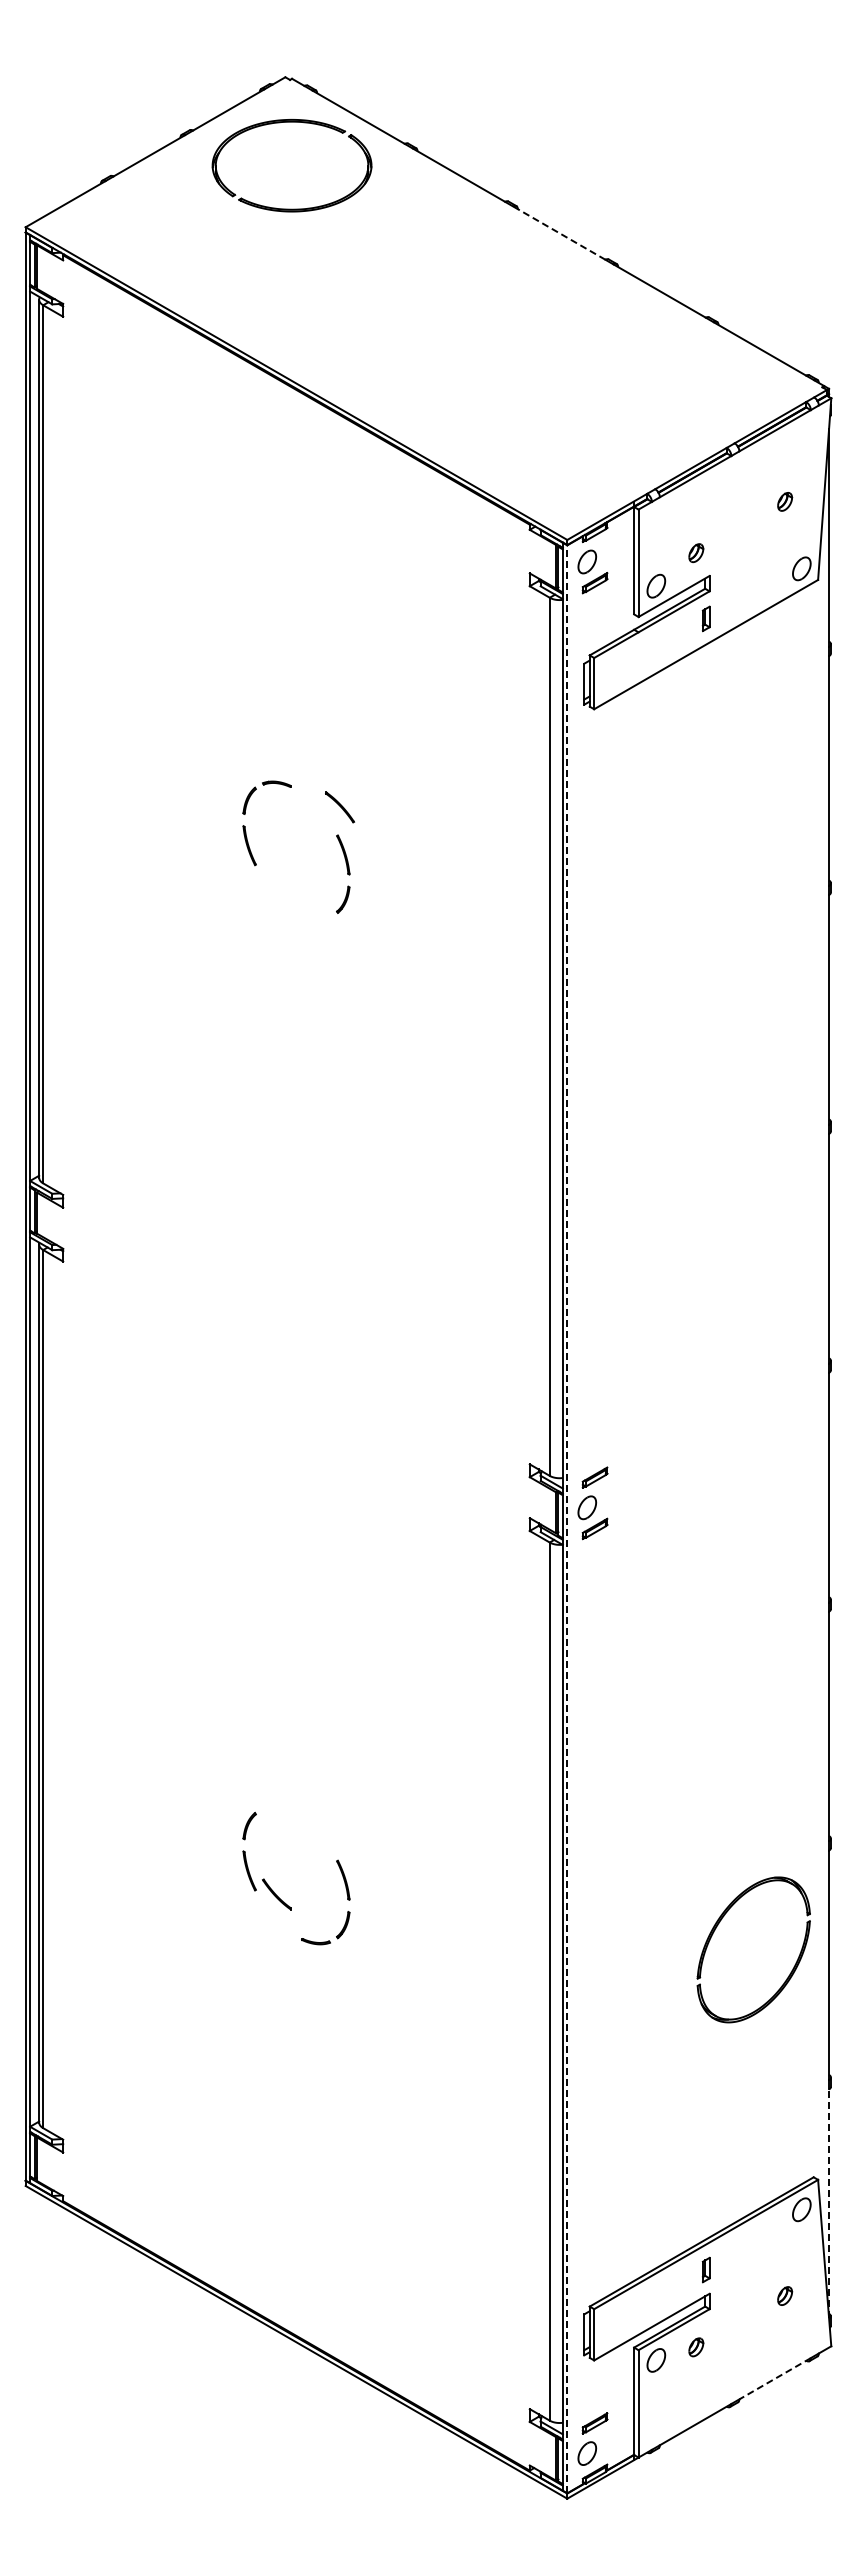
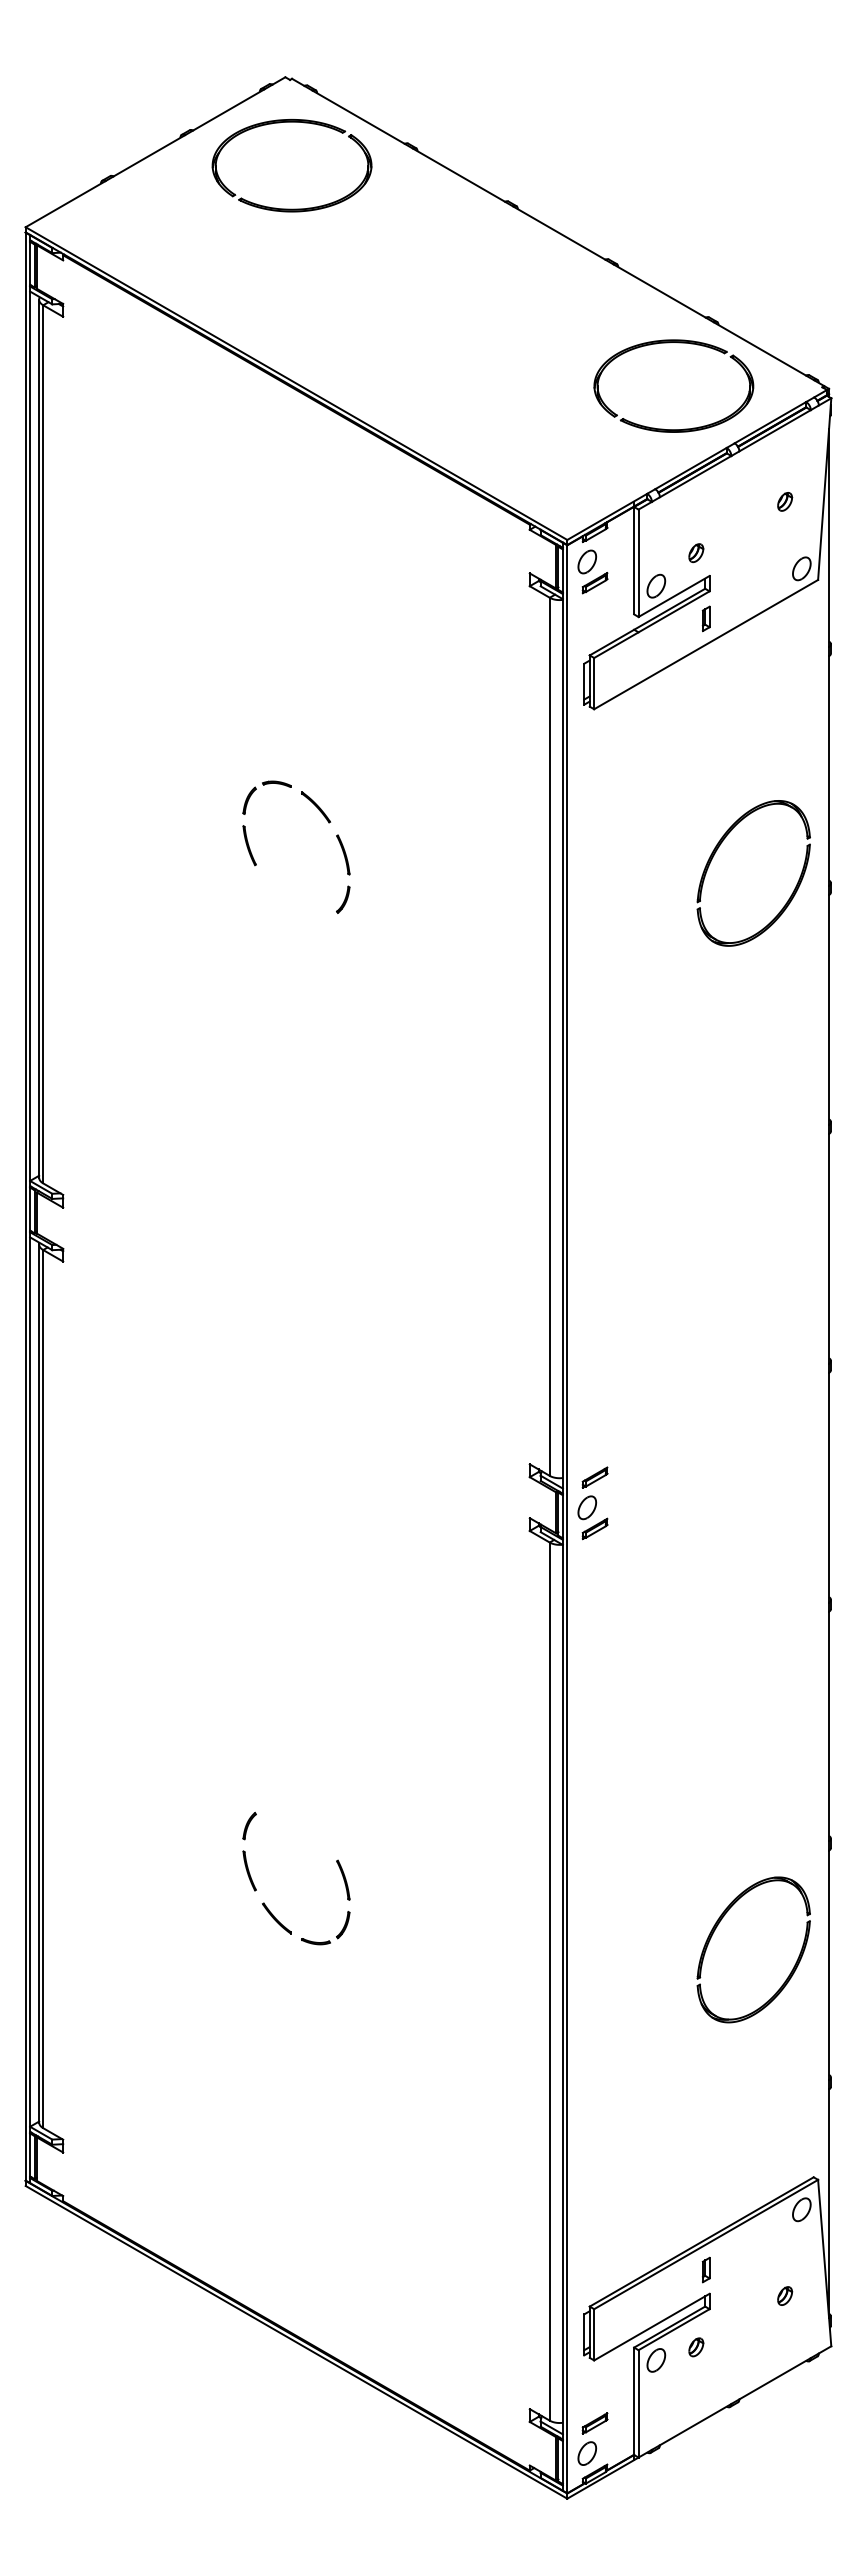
line: dashed -> solid (558, 232)
part: none -> present (669, 343)
part position: (340, 807) -> (316, 807) (316, 807)
part: none -> present (716, 852)
line: dashed -> solid (567, 1519)
part position: (276, 1894) -> (276, 1918) (276, 1918)
line: dashed -> solid (829, 2203)
line: dashed -> solid (774, 2379)
